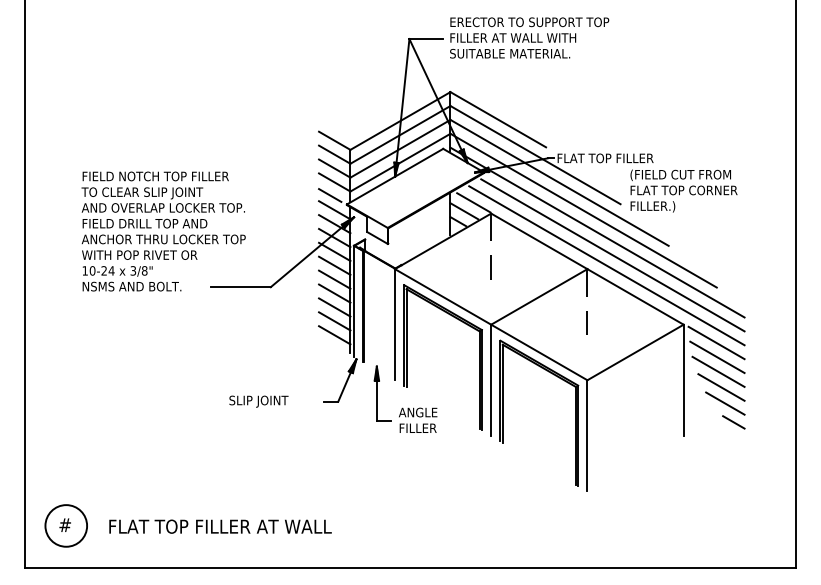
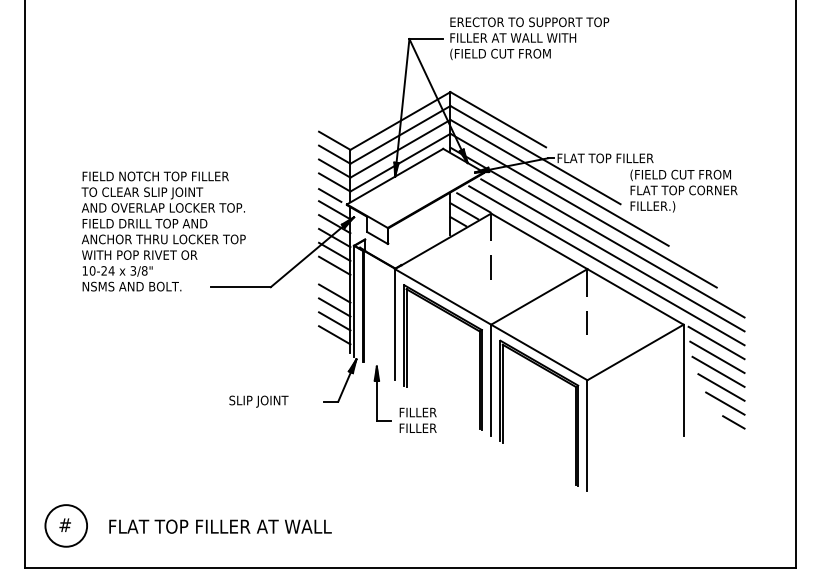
text: SUITABLE MATERIAL. -> (FIELD CUT FROM (510, 54)
line: present -> none (334, 279)
text: ANGLE -> FILLER (418, 412)
